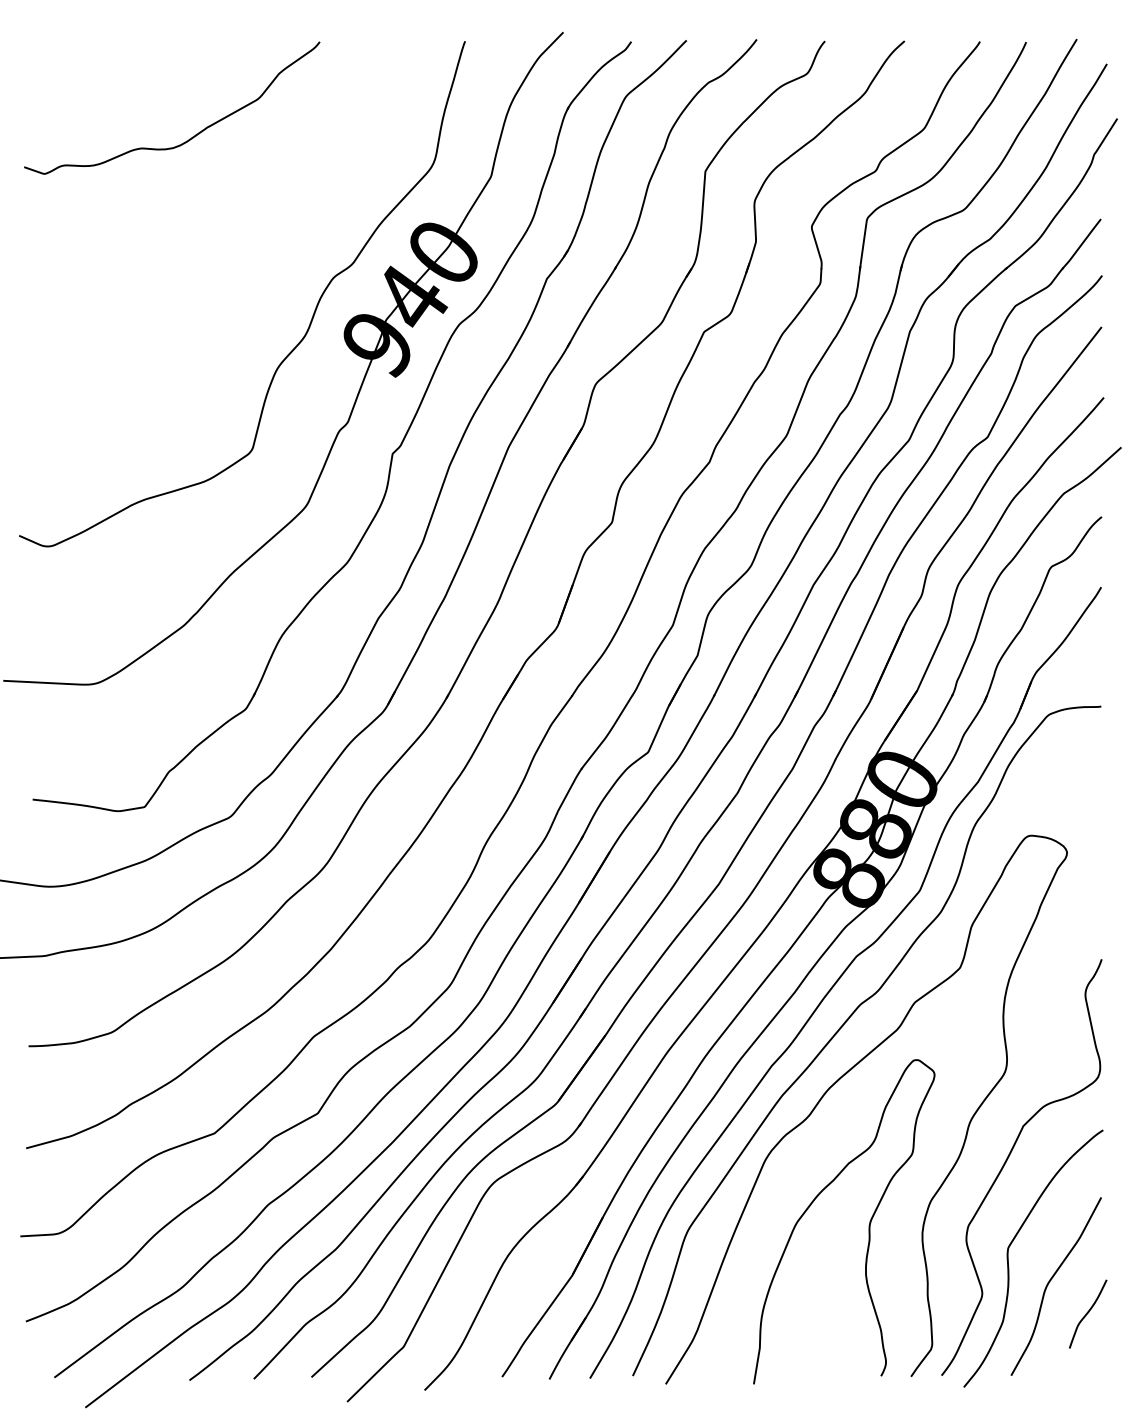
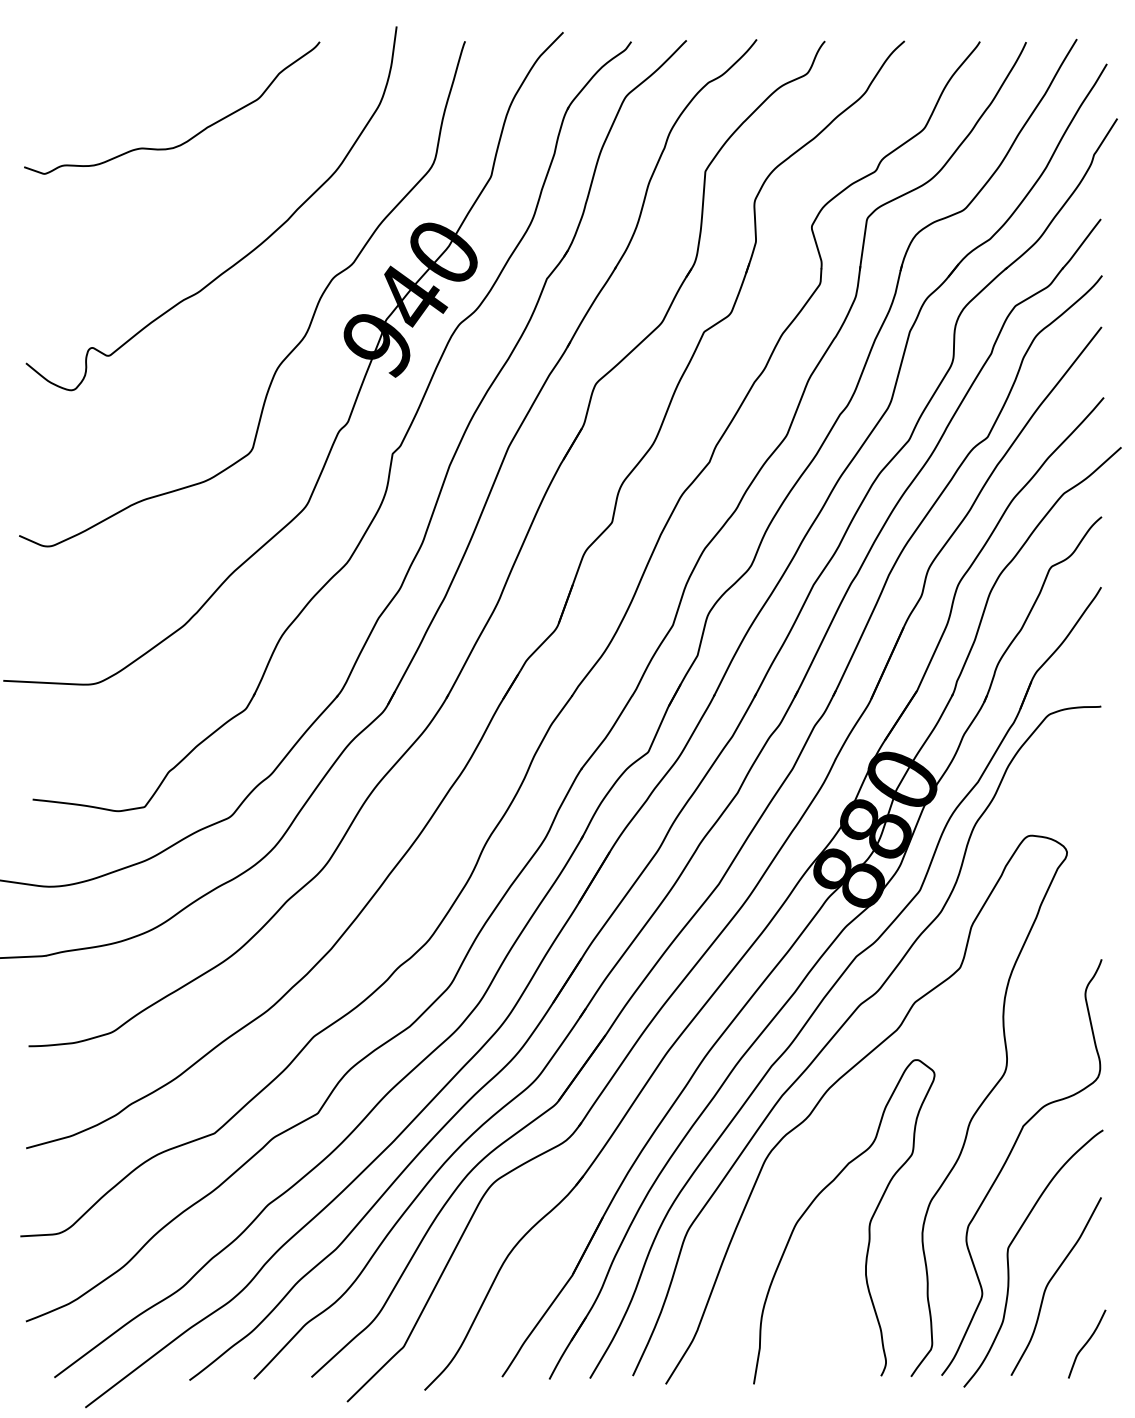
curve: none -> present (247, 253)
curve position: (1088, 1313) -> (1087, 1343) (1087, 1343)
